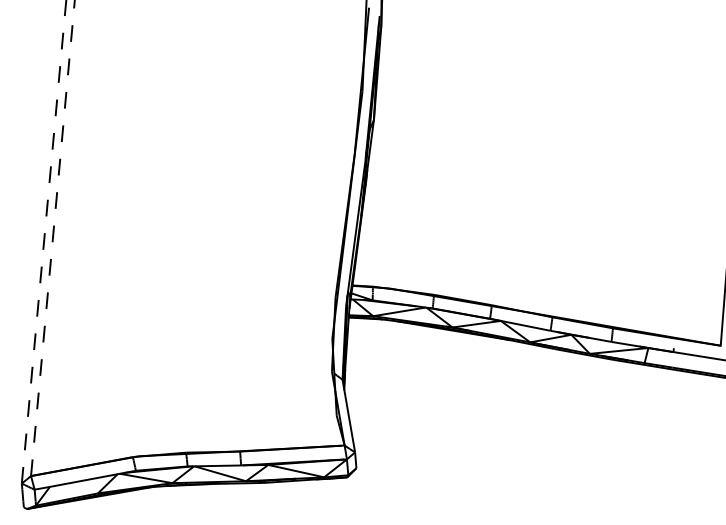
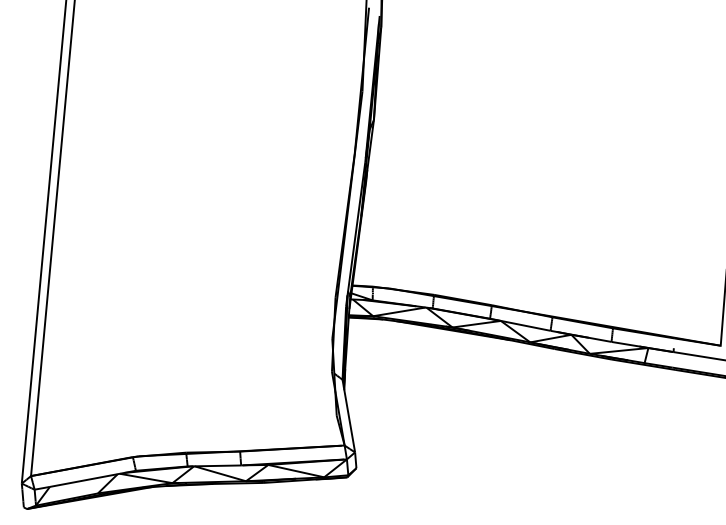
line: dashed -> solid (52, 238)
line: dashed -> solid (44, 241)
